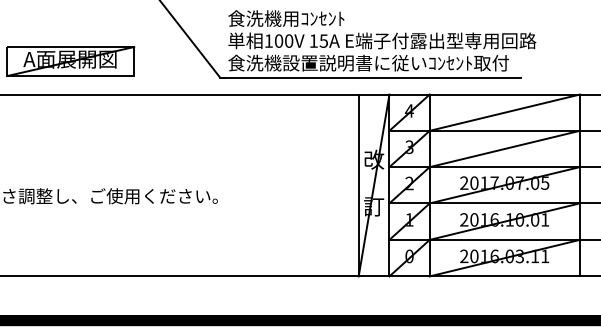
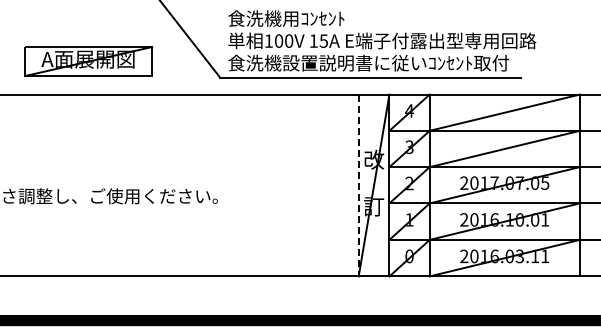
part position: (70, 61) -> (88, 61) (88, 61)
line: solid -> dashed (358, 185)
